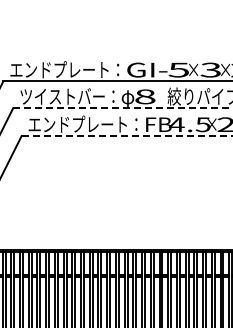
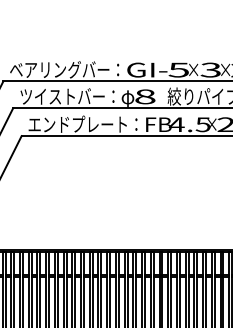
text: エンドプレート： -> ベアリングバー： (59, 69)
line: dashed -> solid (123, 108)
line: dashed -> solid (127, 136)
